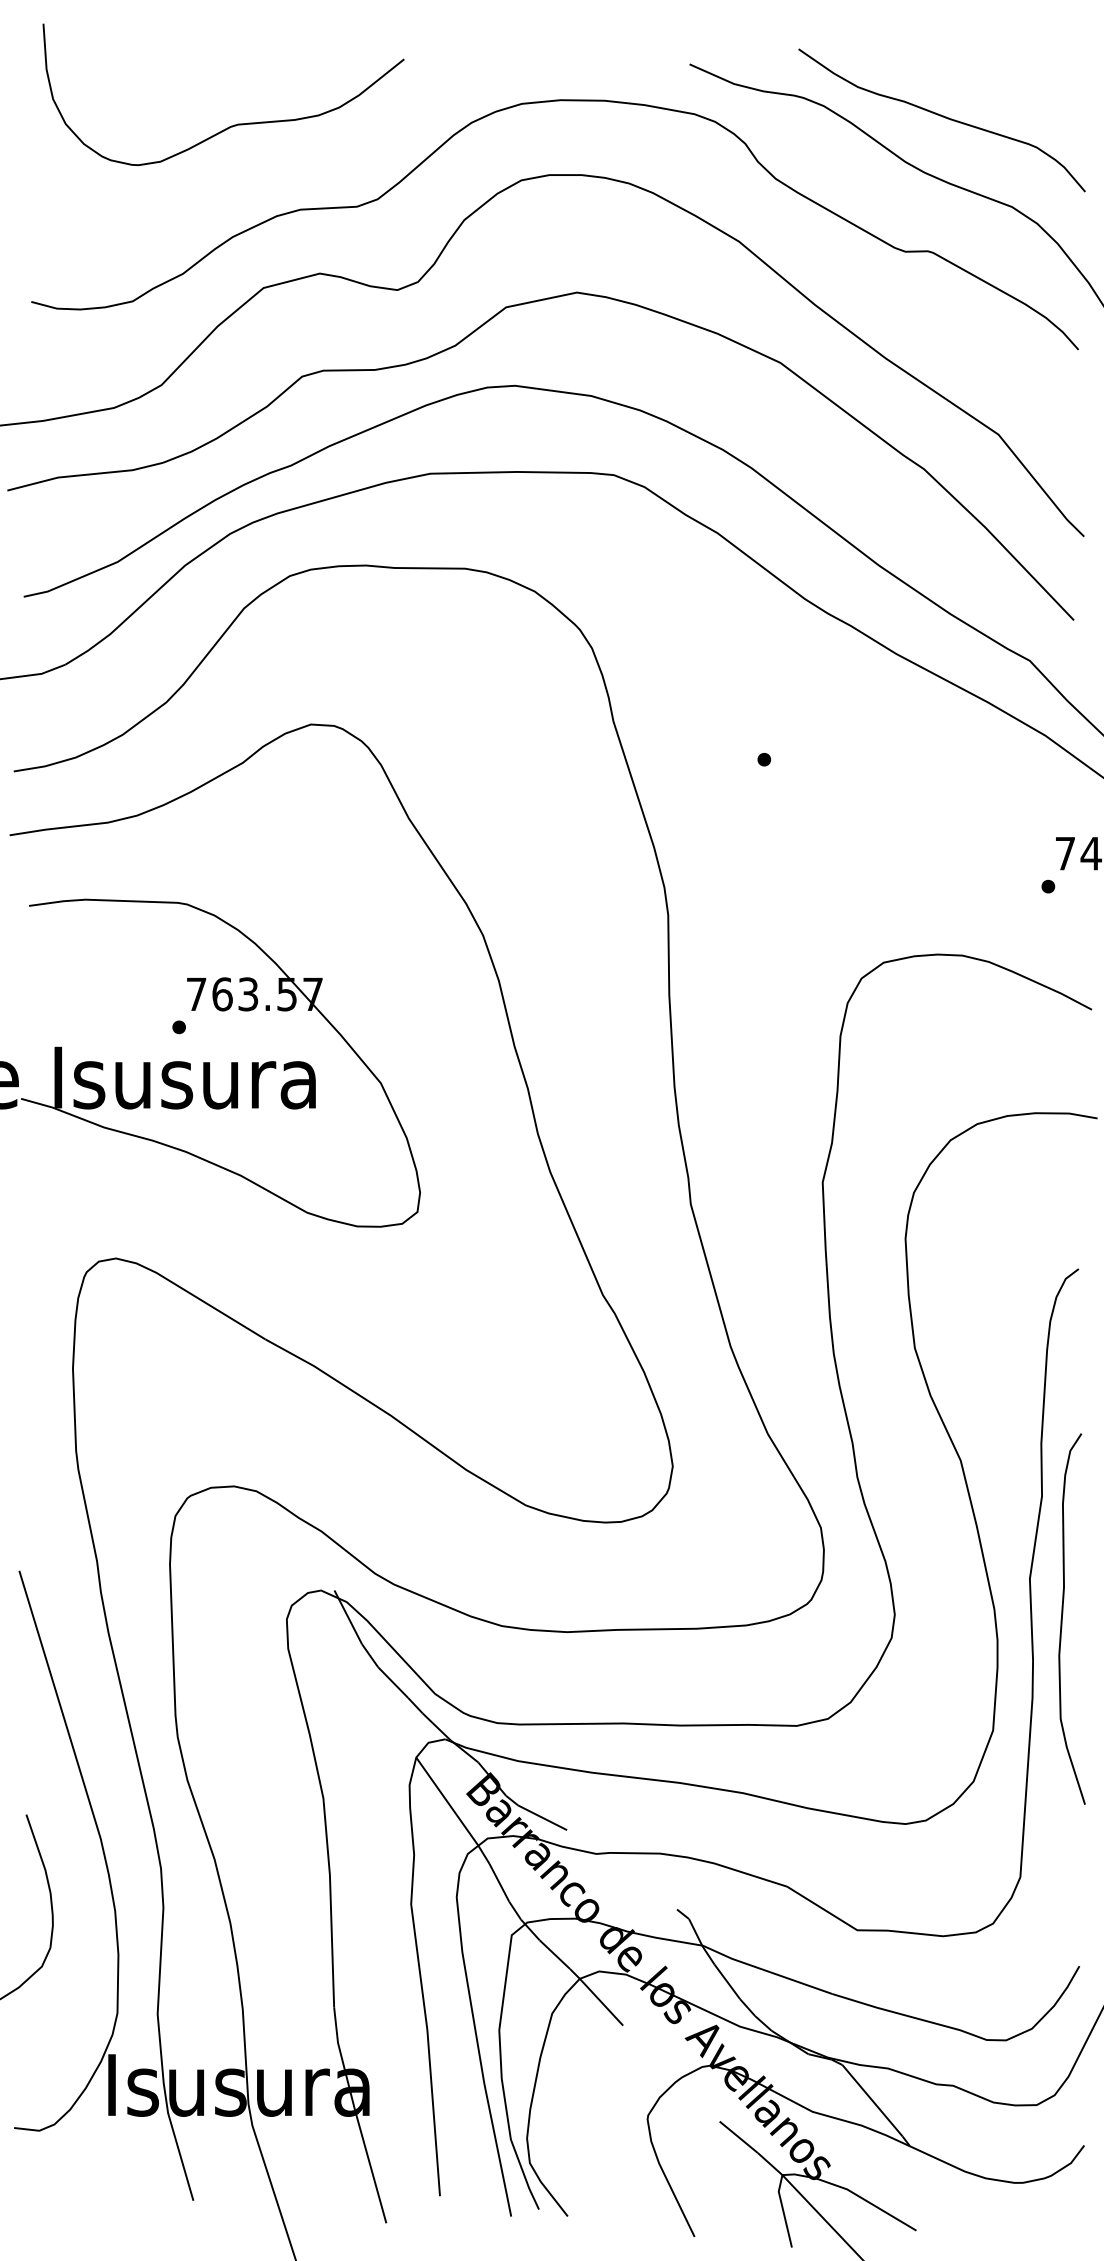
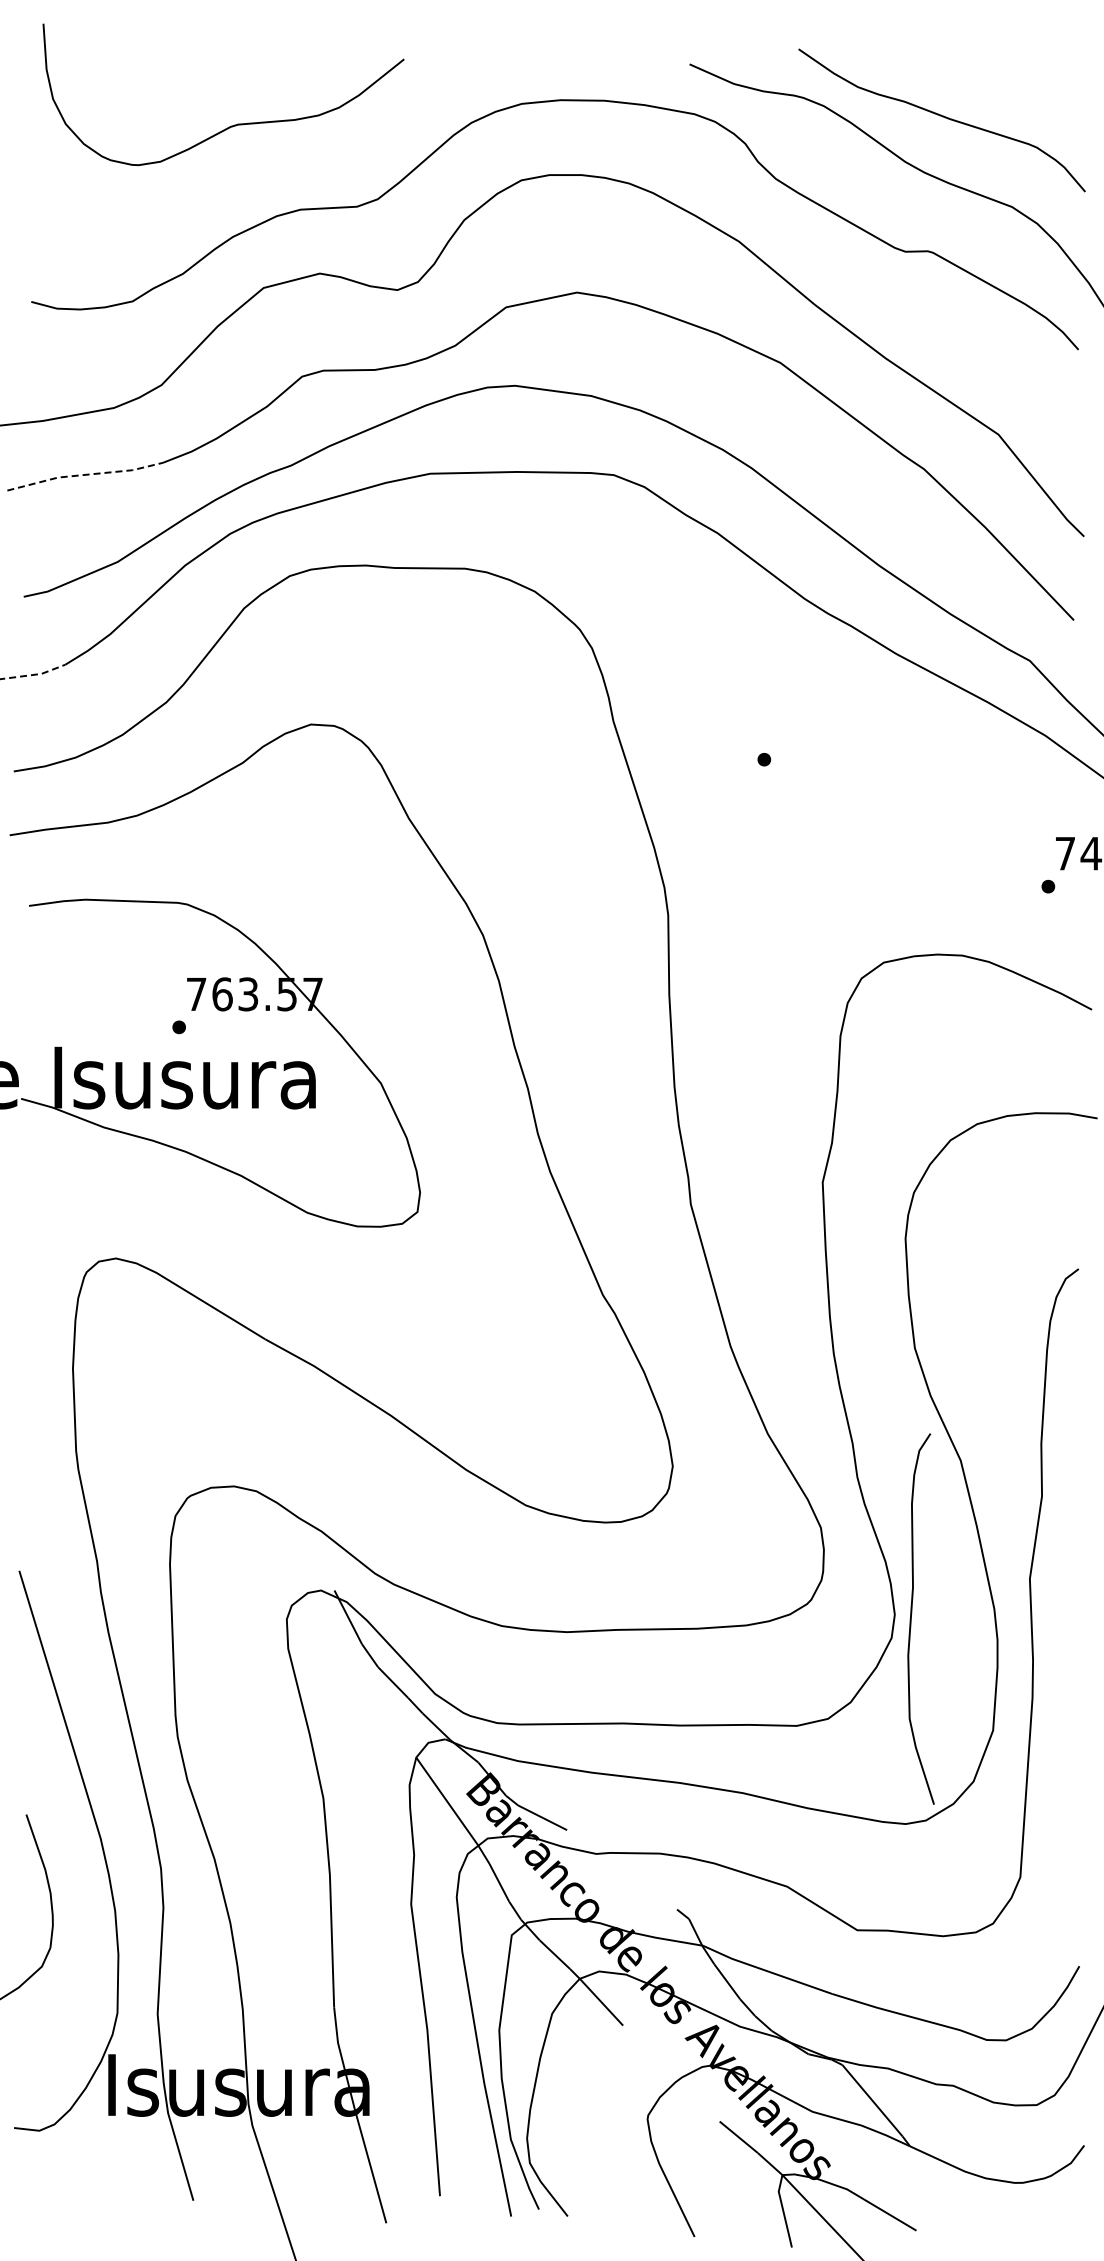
line: solid -> dashed (84, 474)
line: solid -> dashed (34, 674)
curve position: (1062, 1618) -> (911, 1618) (911, 1618)
